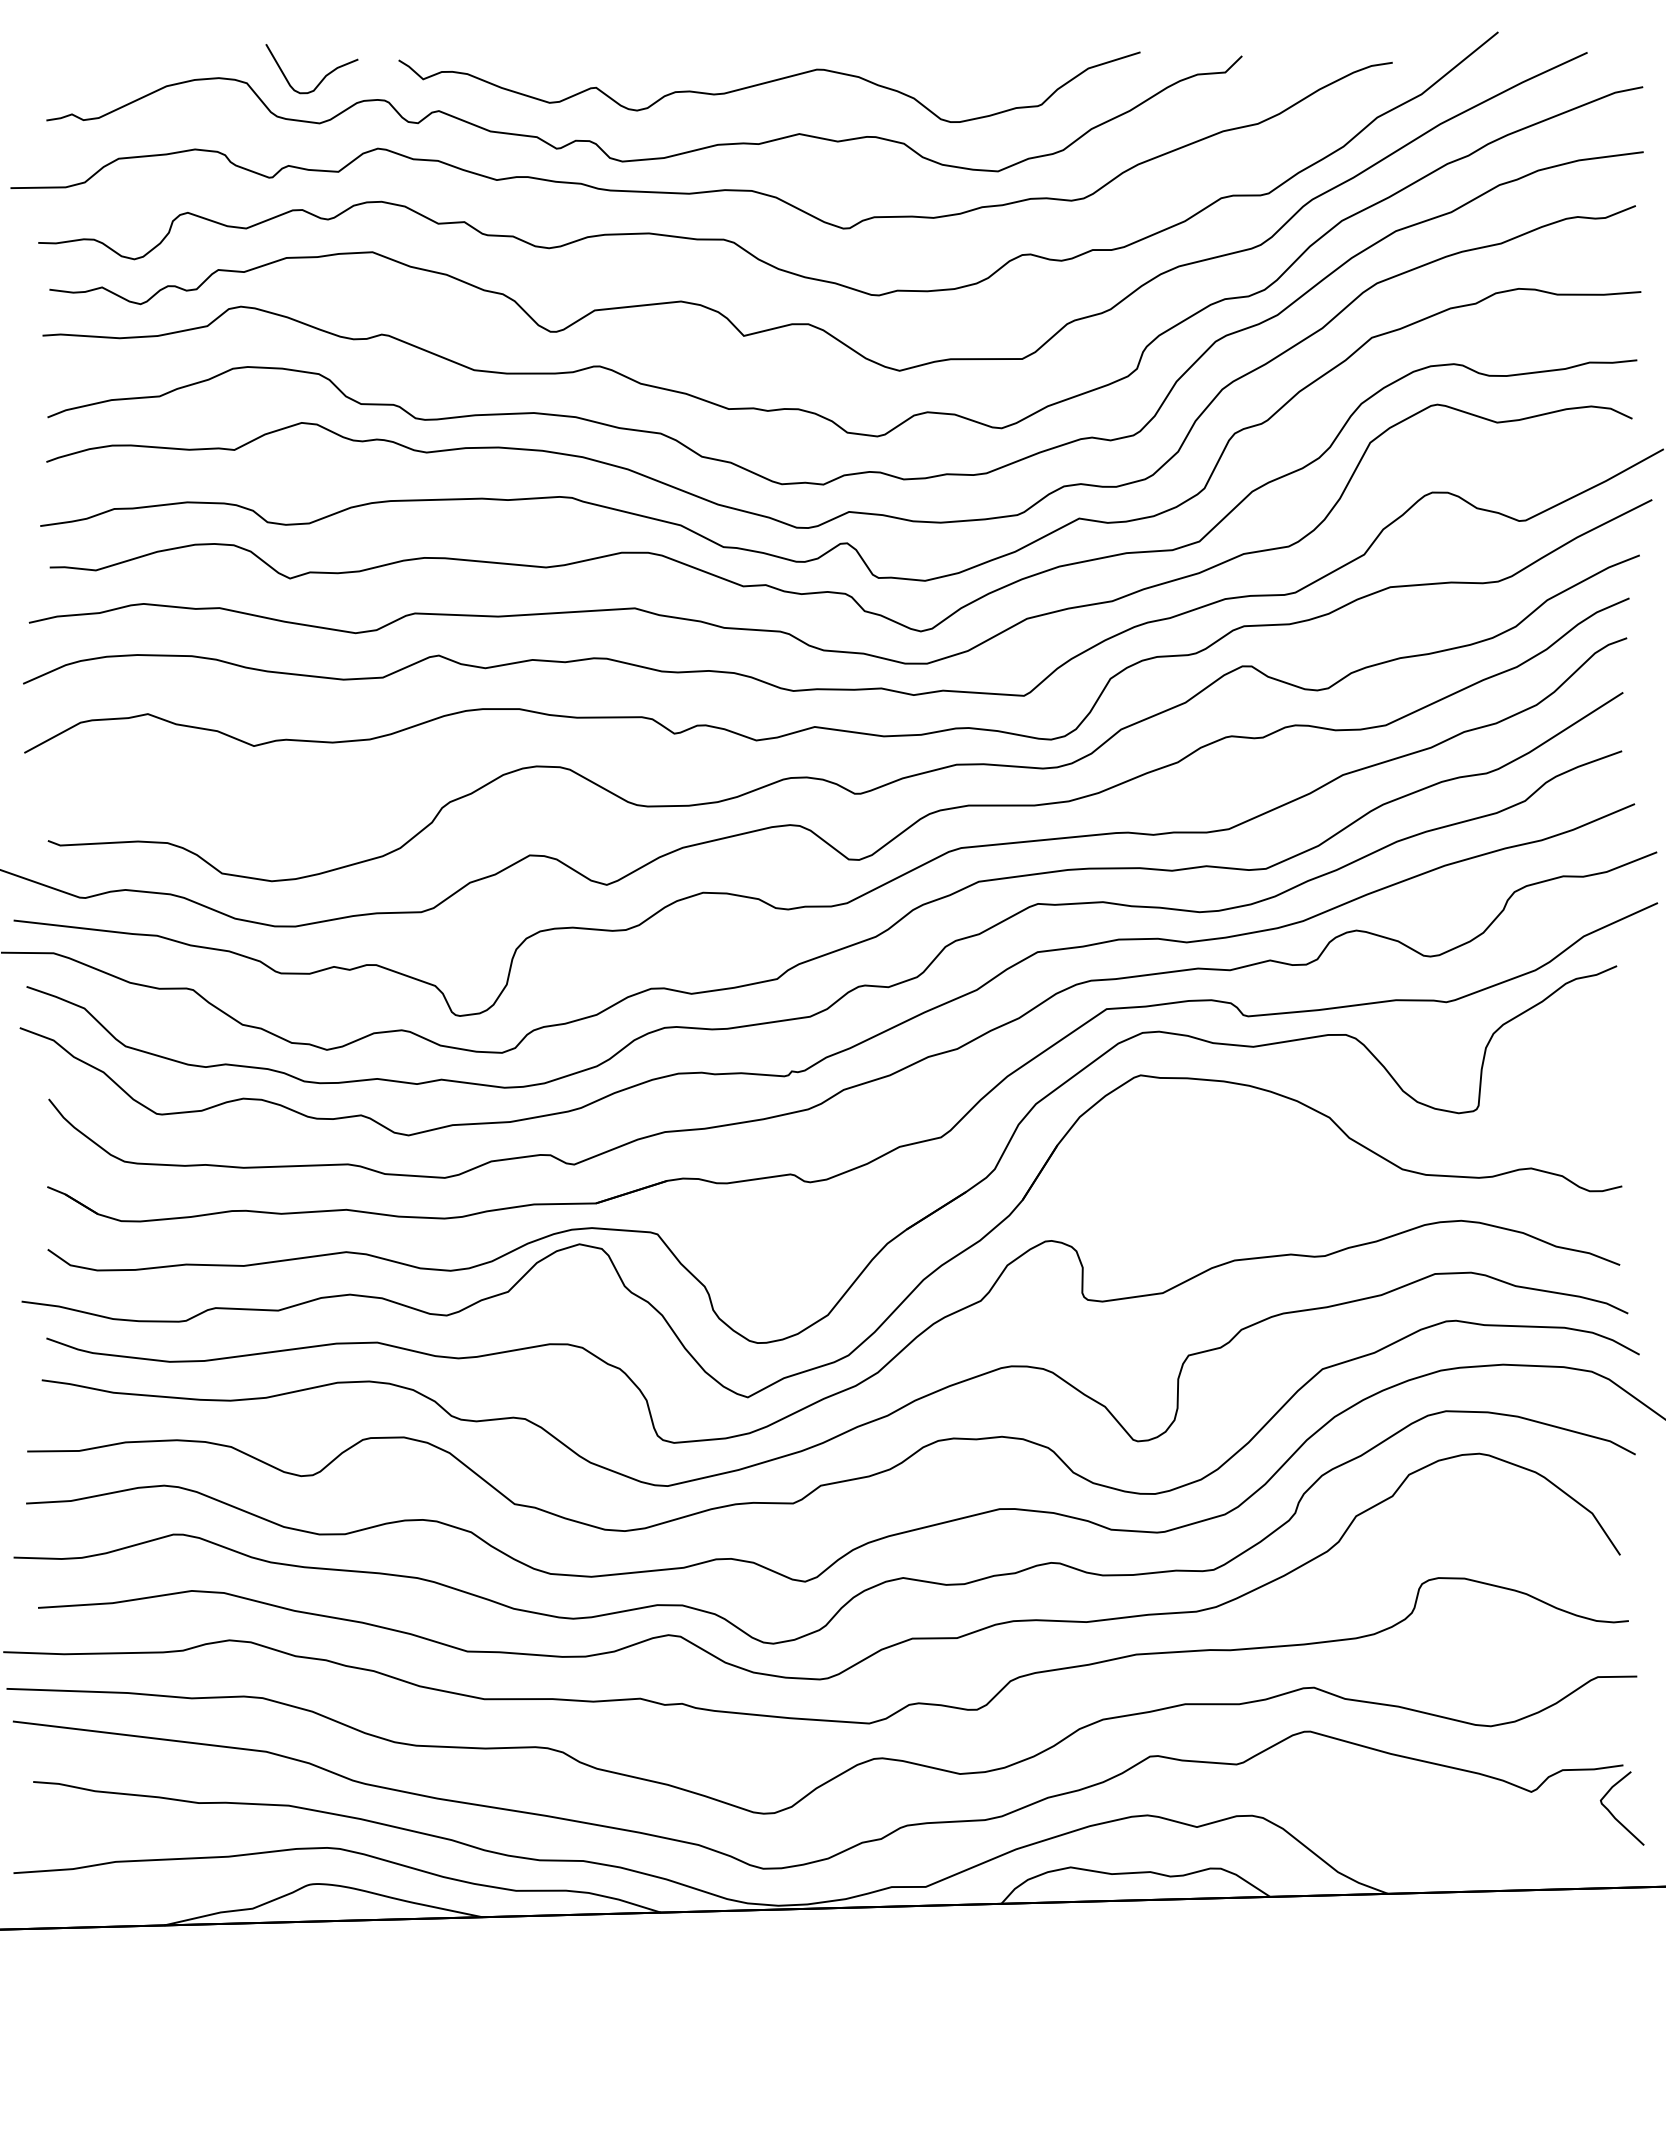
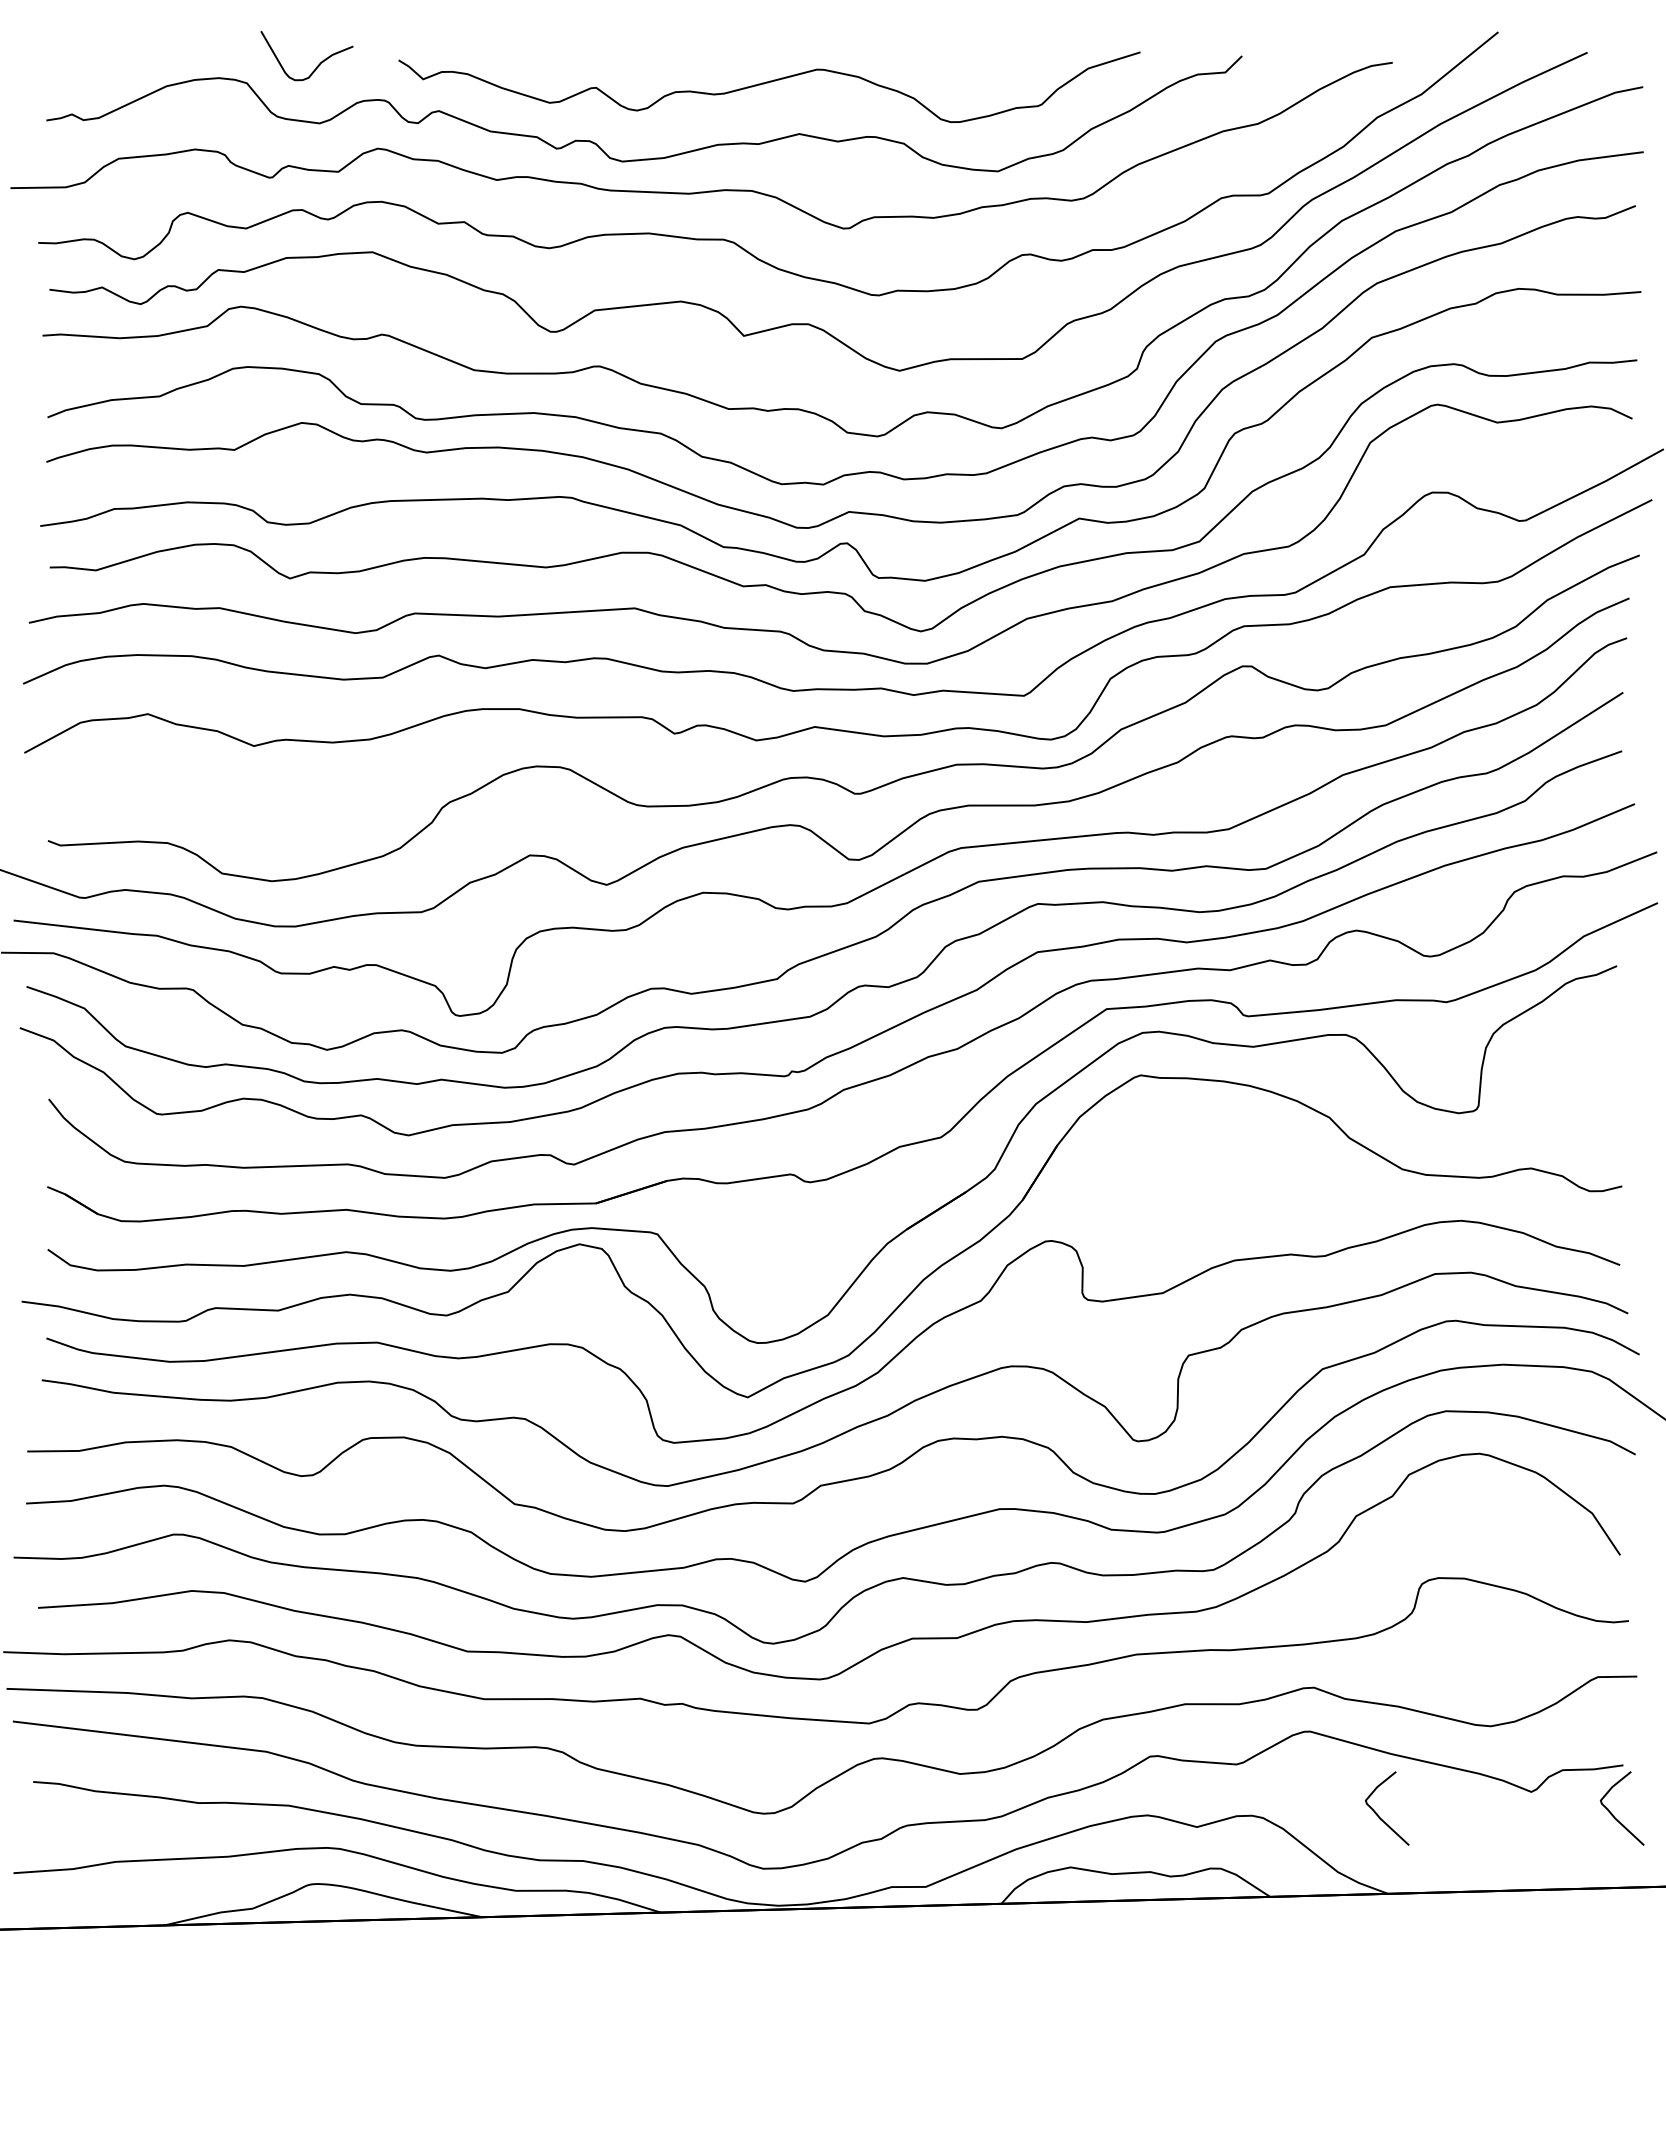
curve position: (321, 79) -> (316, 66) (316, 66)
curve: none -> present (1378, 1814)
